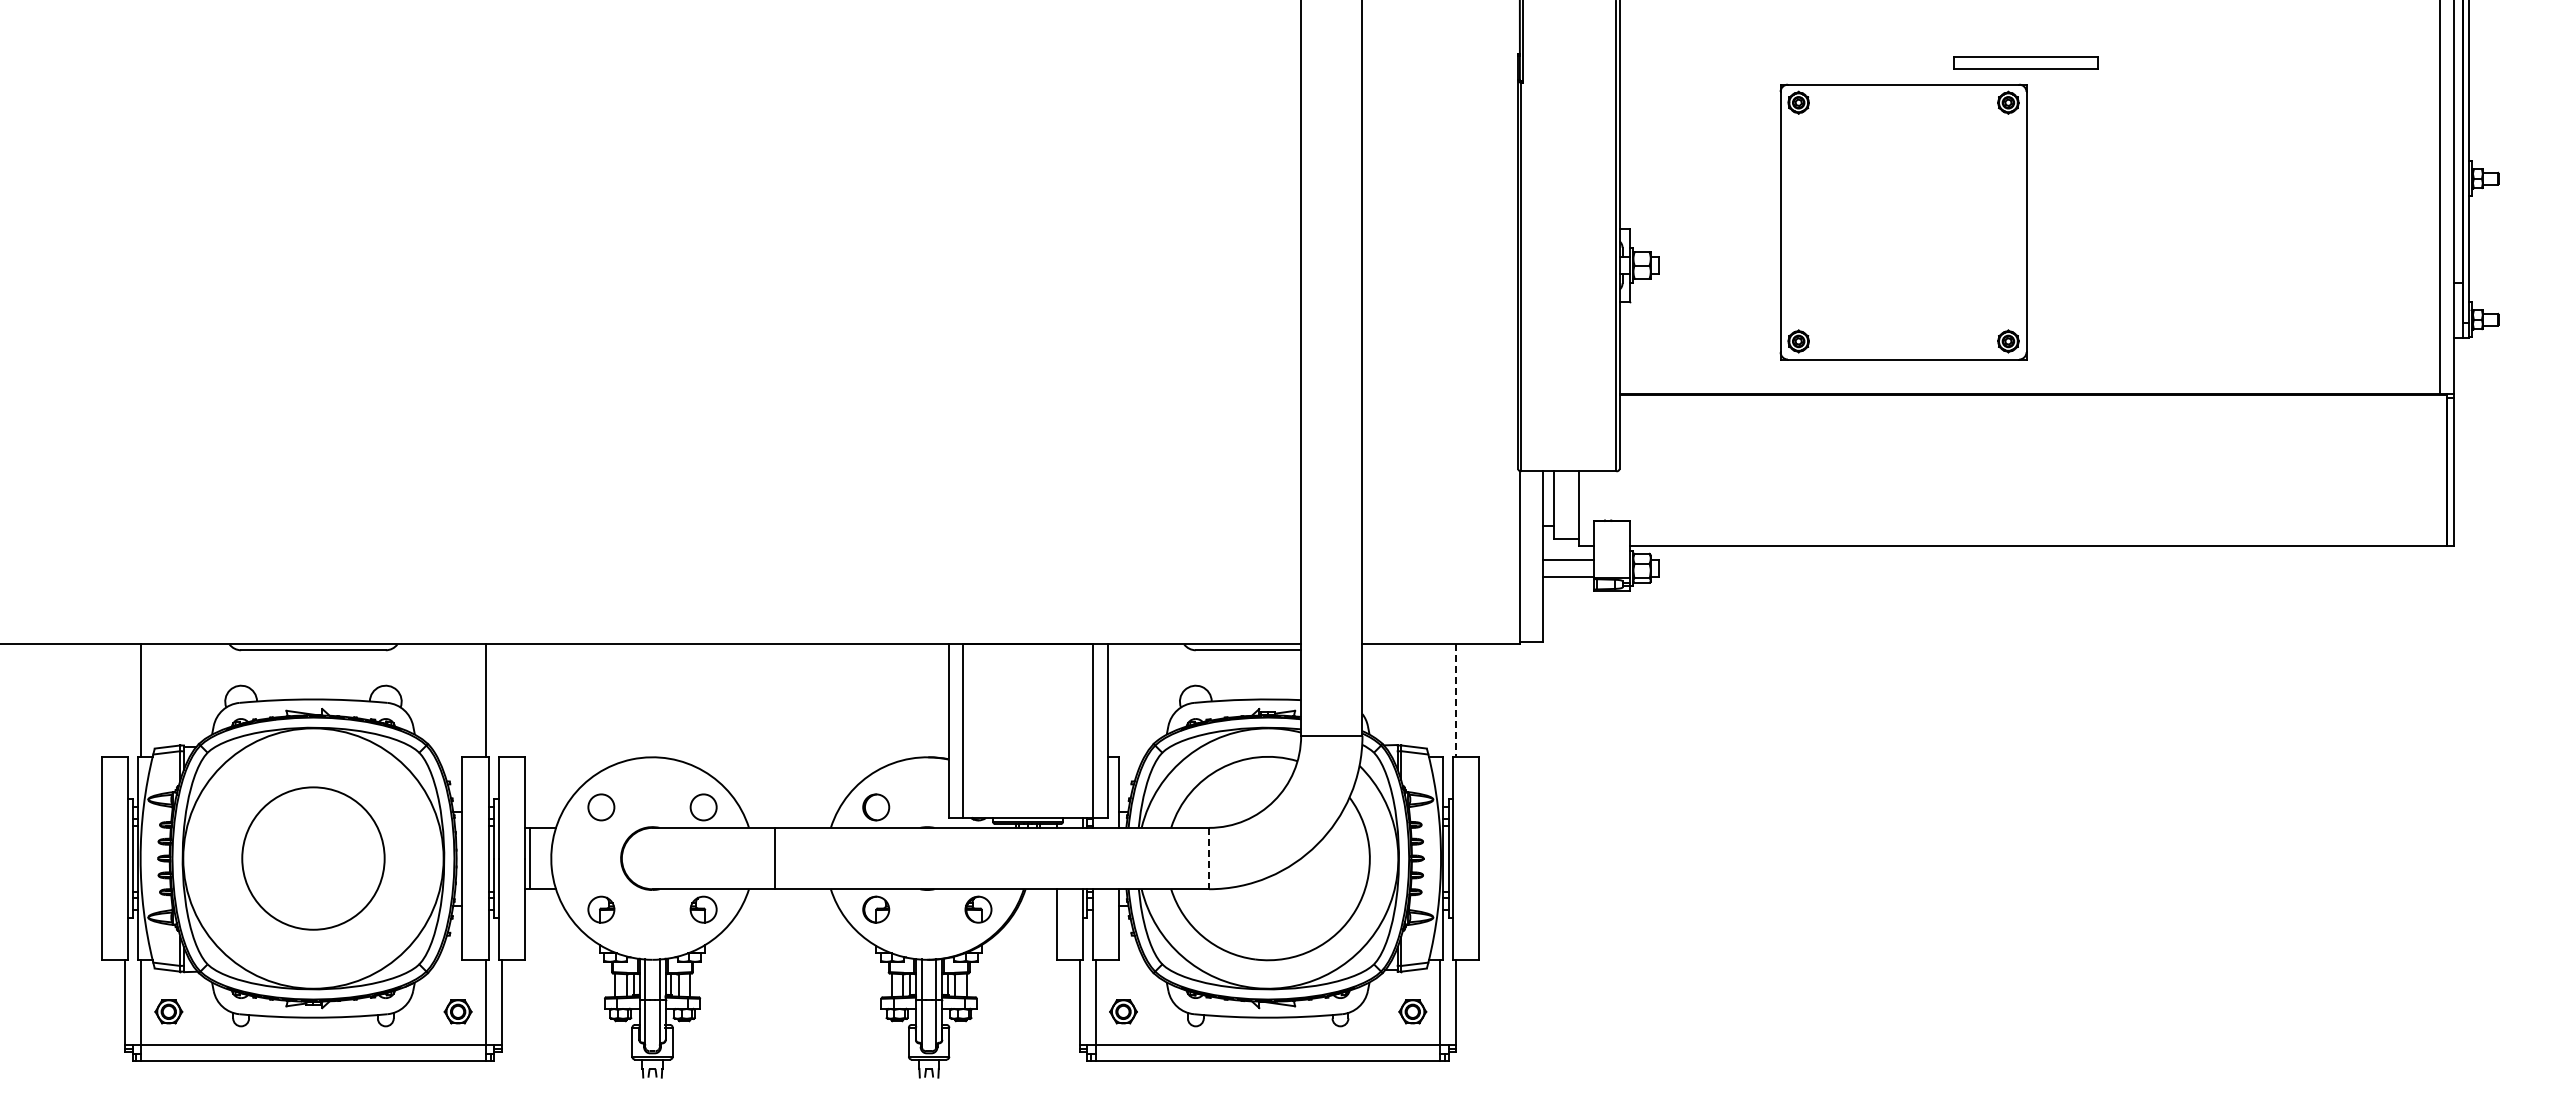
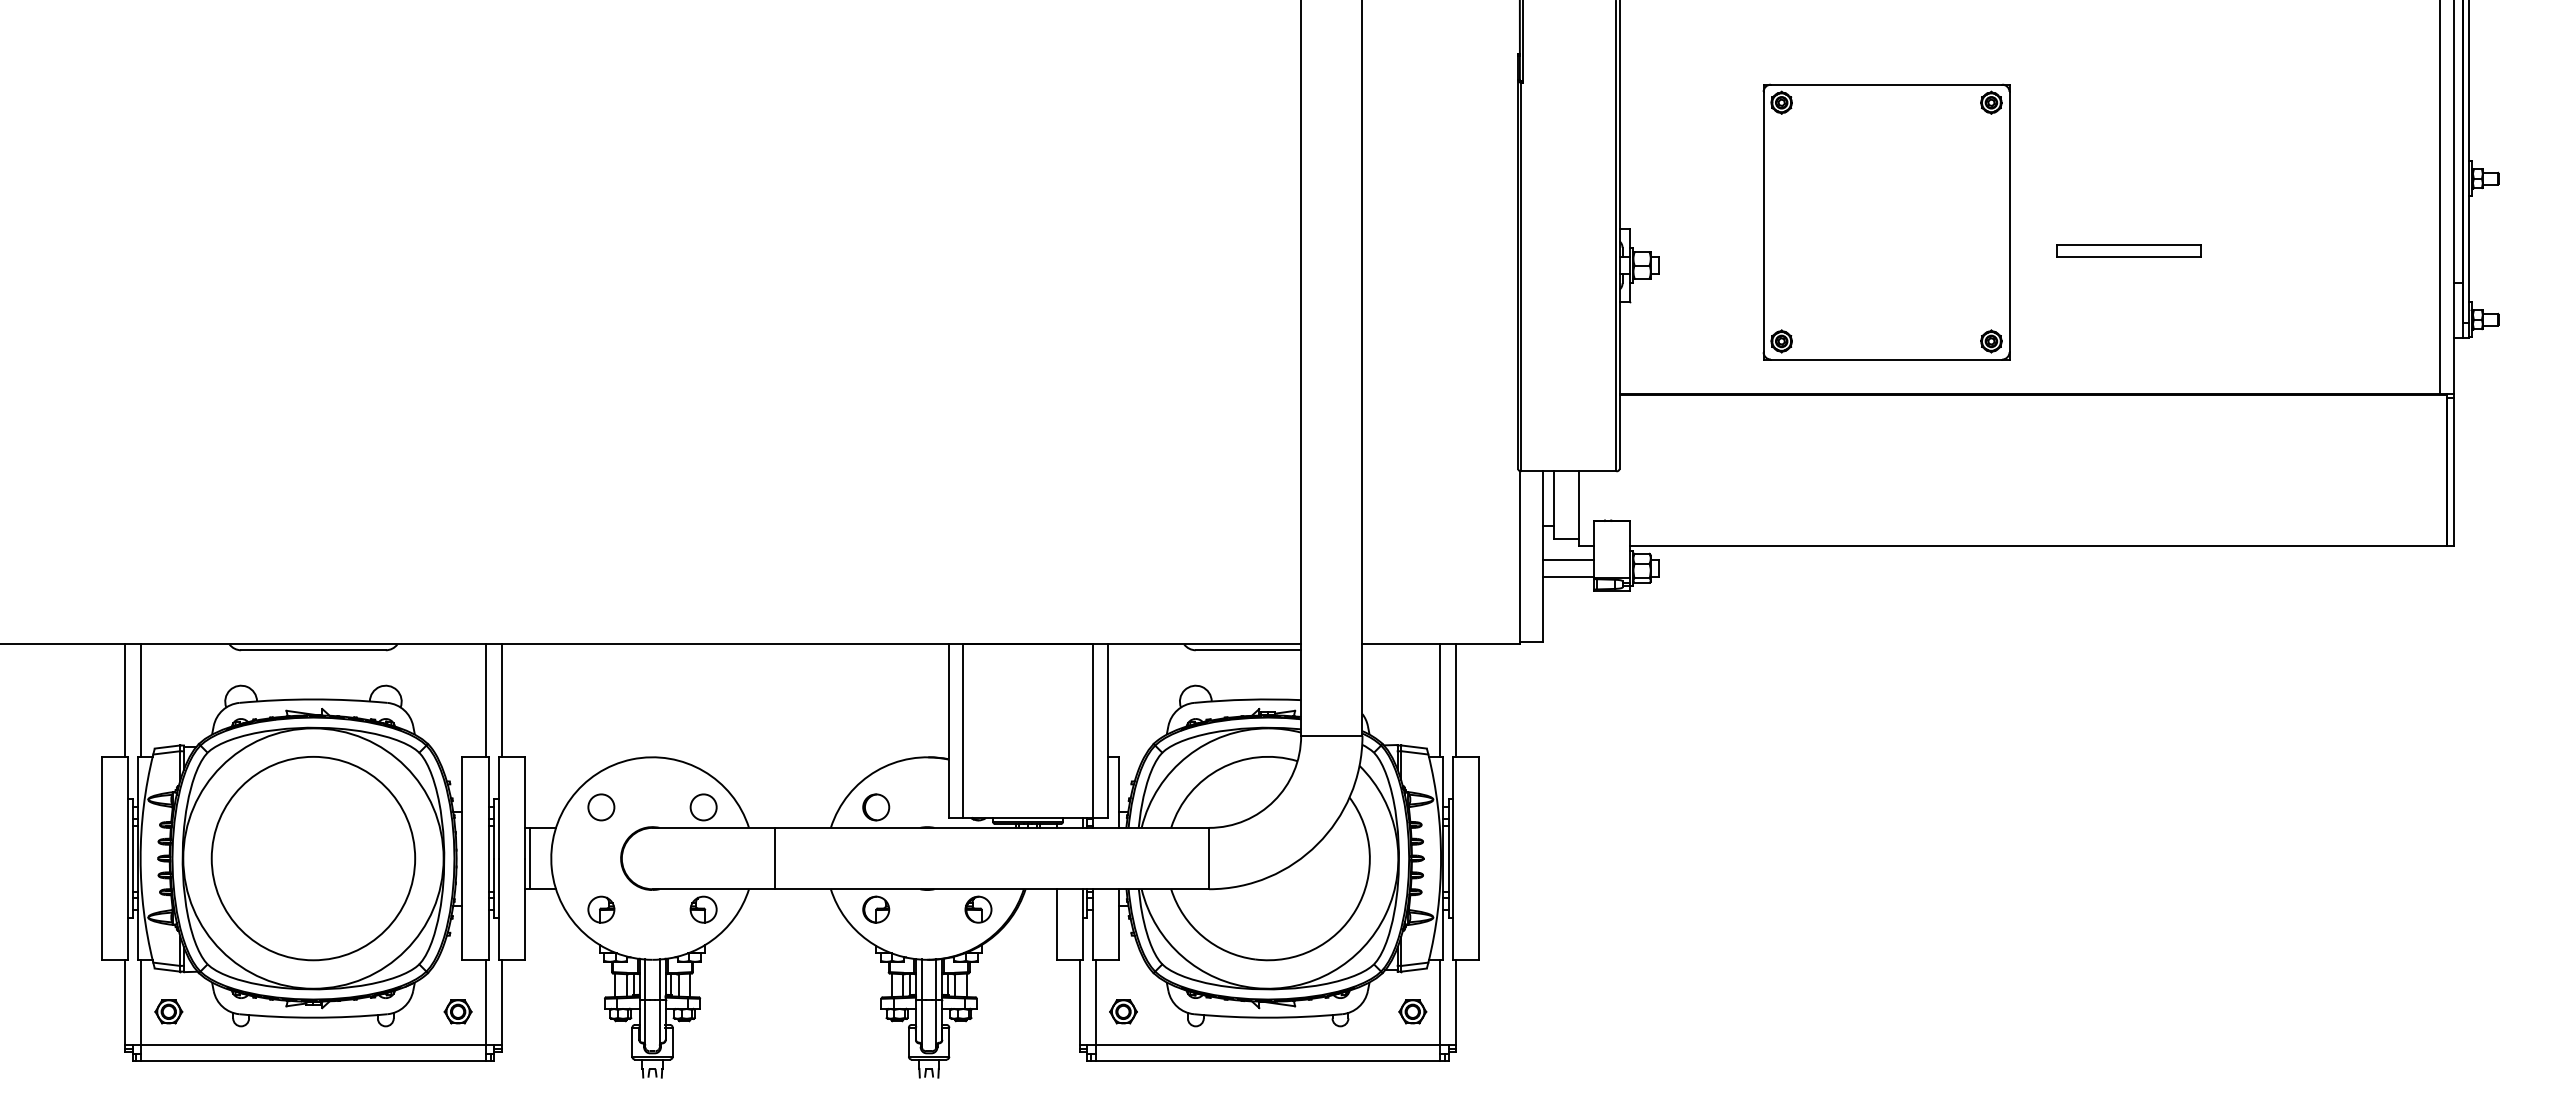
part position: (2025, 62) -> (2128, 250) (2128, 250)
part position: (1903, 221) -> (1886, 221) (1886, 221)
line: none -> present (125, 700)
line: none -> present (501, 700)
line: none -> present (1440, 700)
line: dashed -> solid (1456, 701)
circle diameter: 142 px -> 203 px (313, 858)
line: dashed -> solid (1209, 858)
